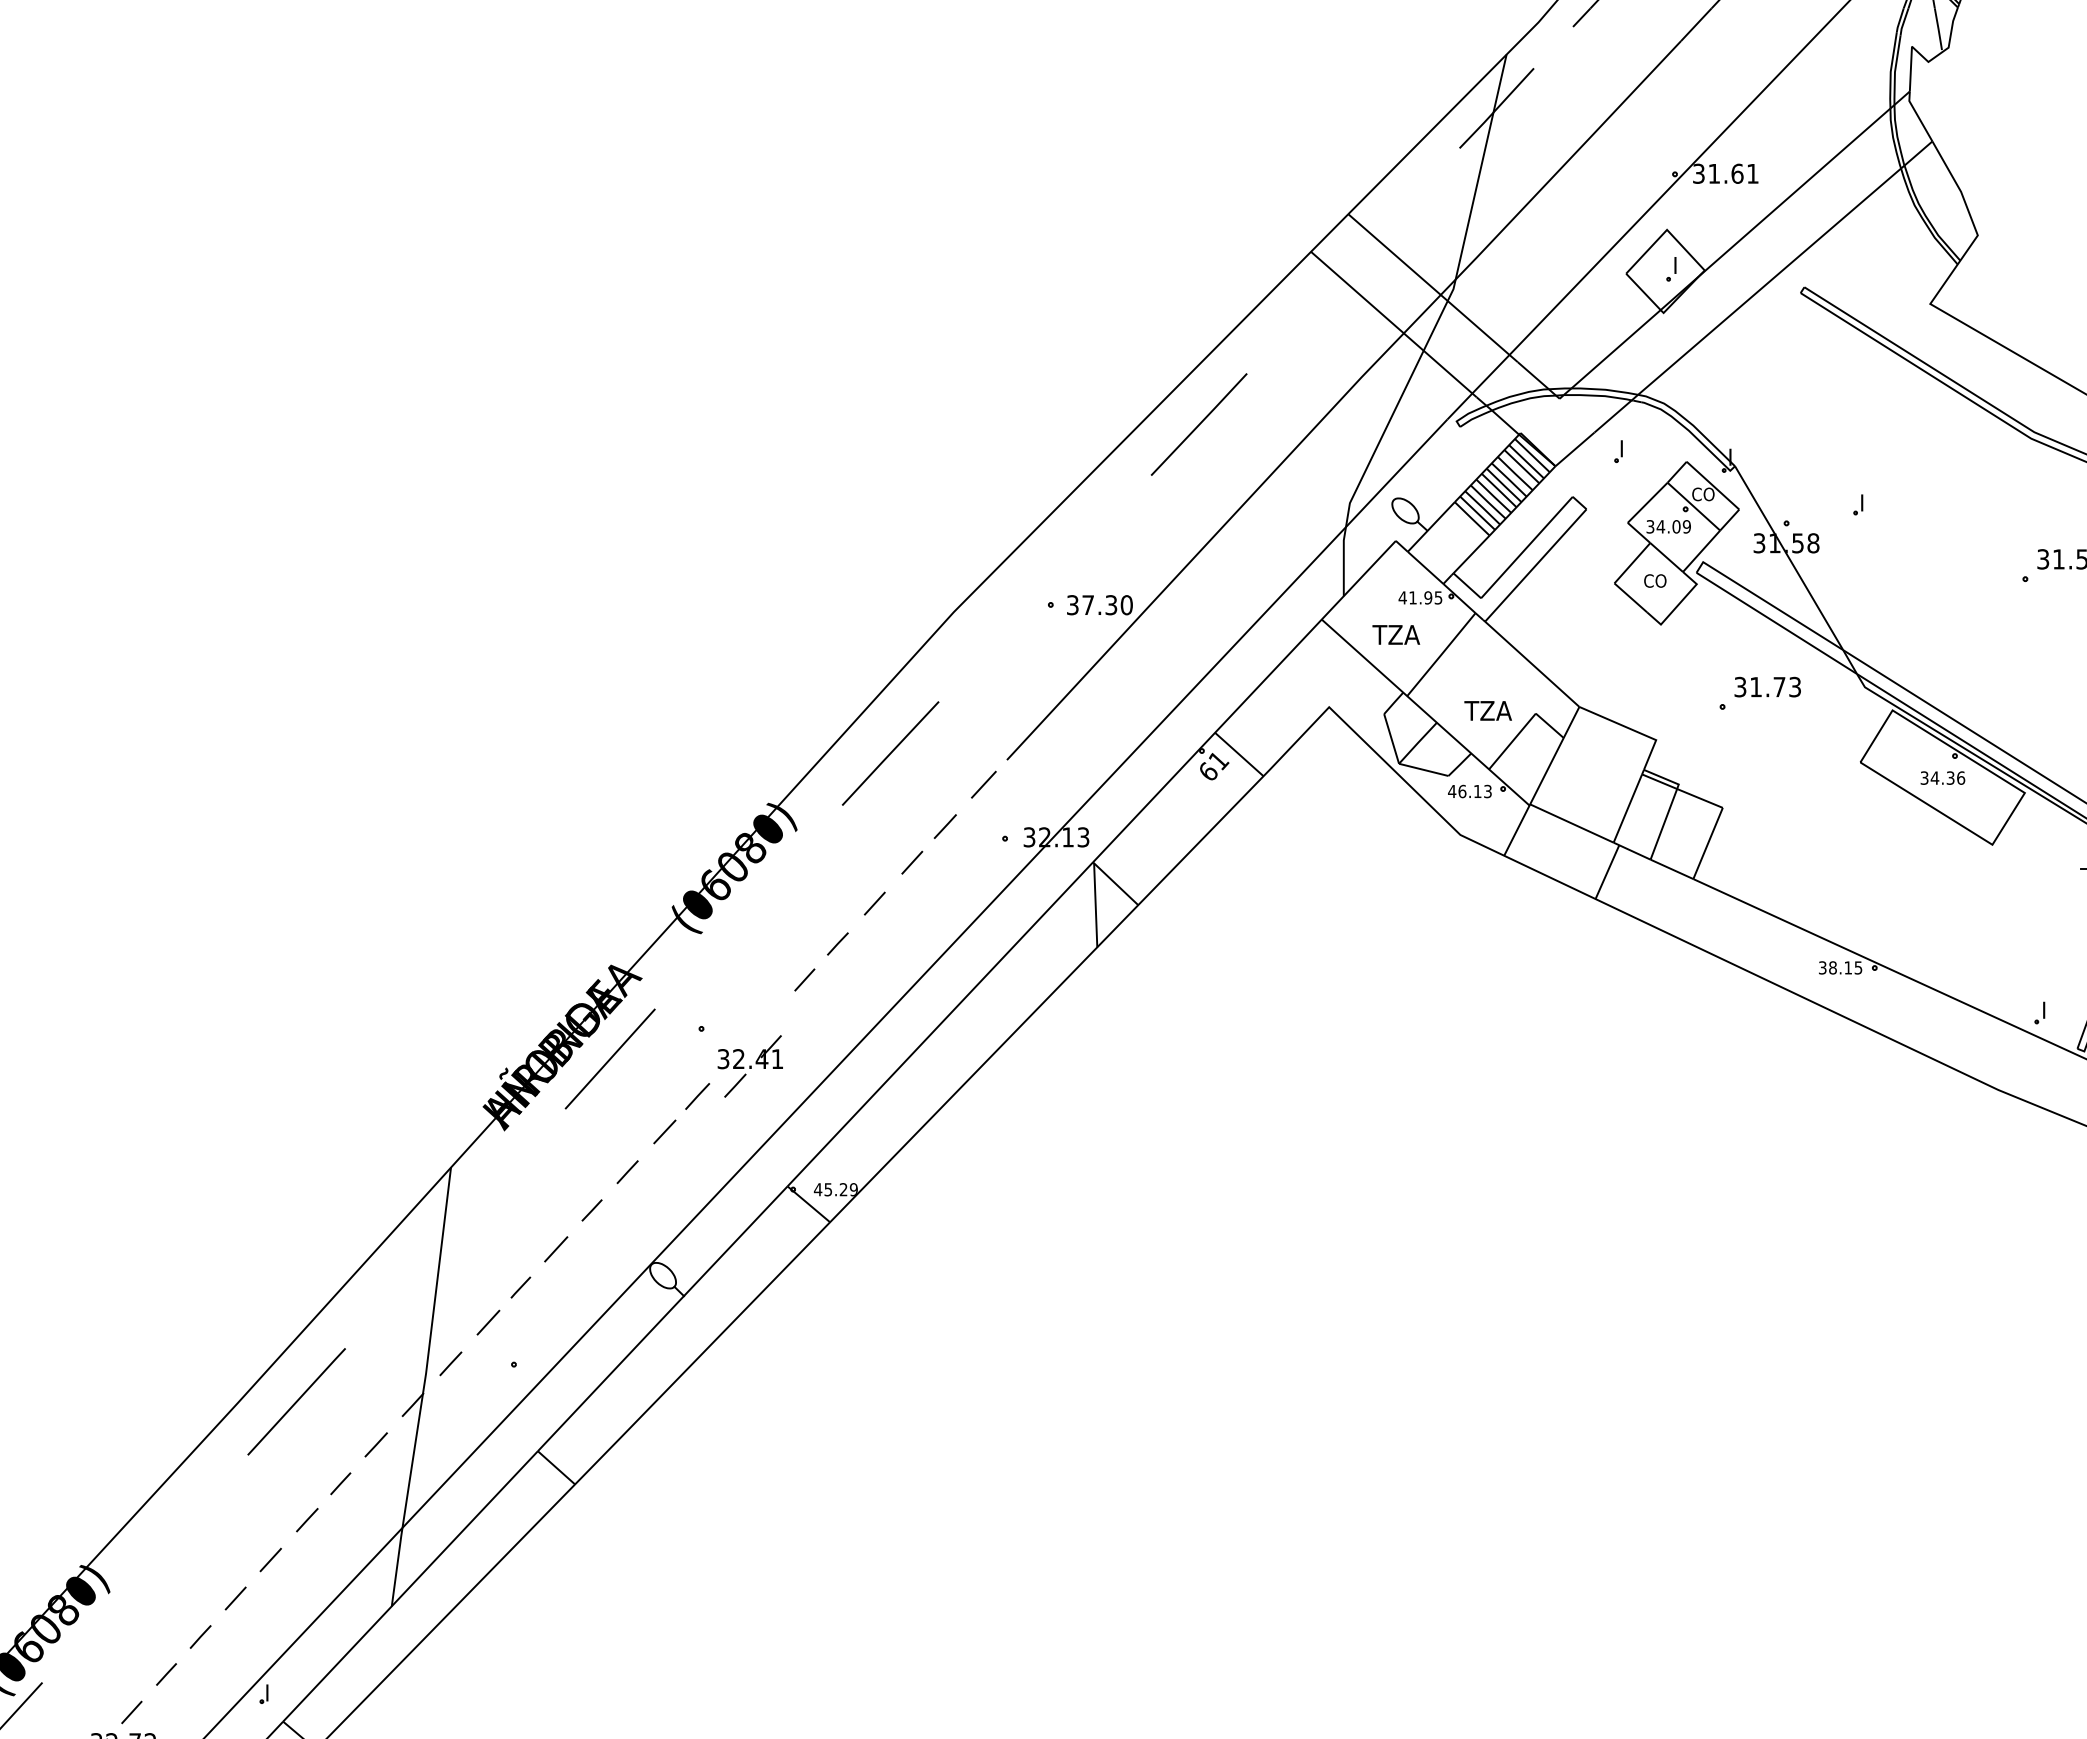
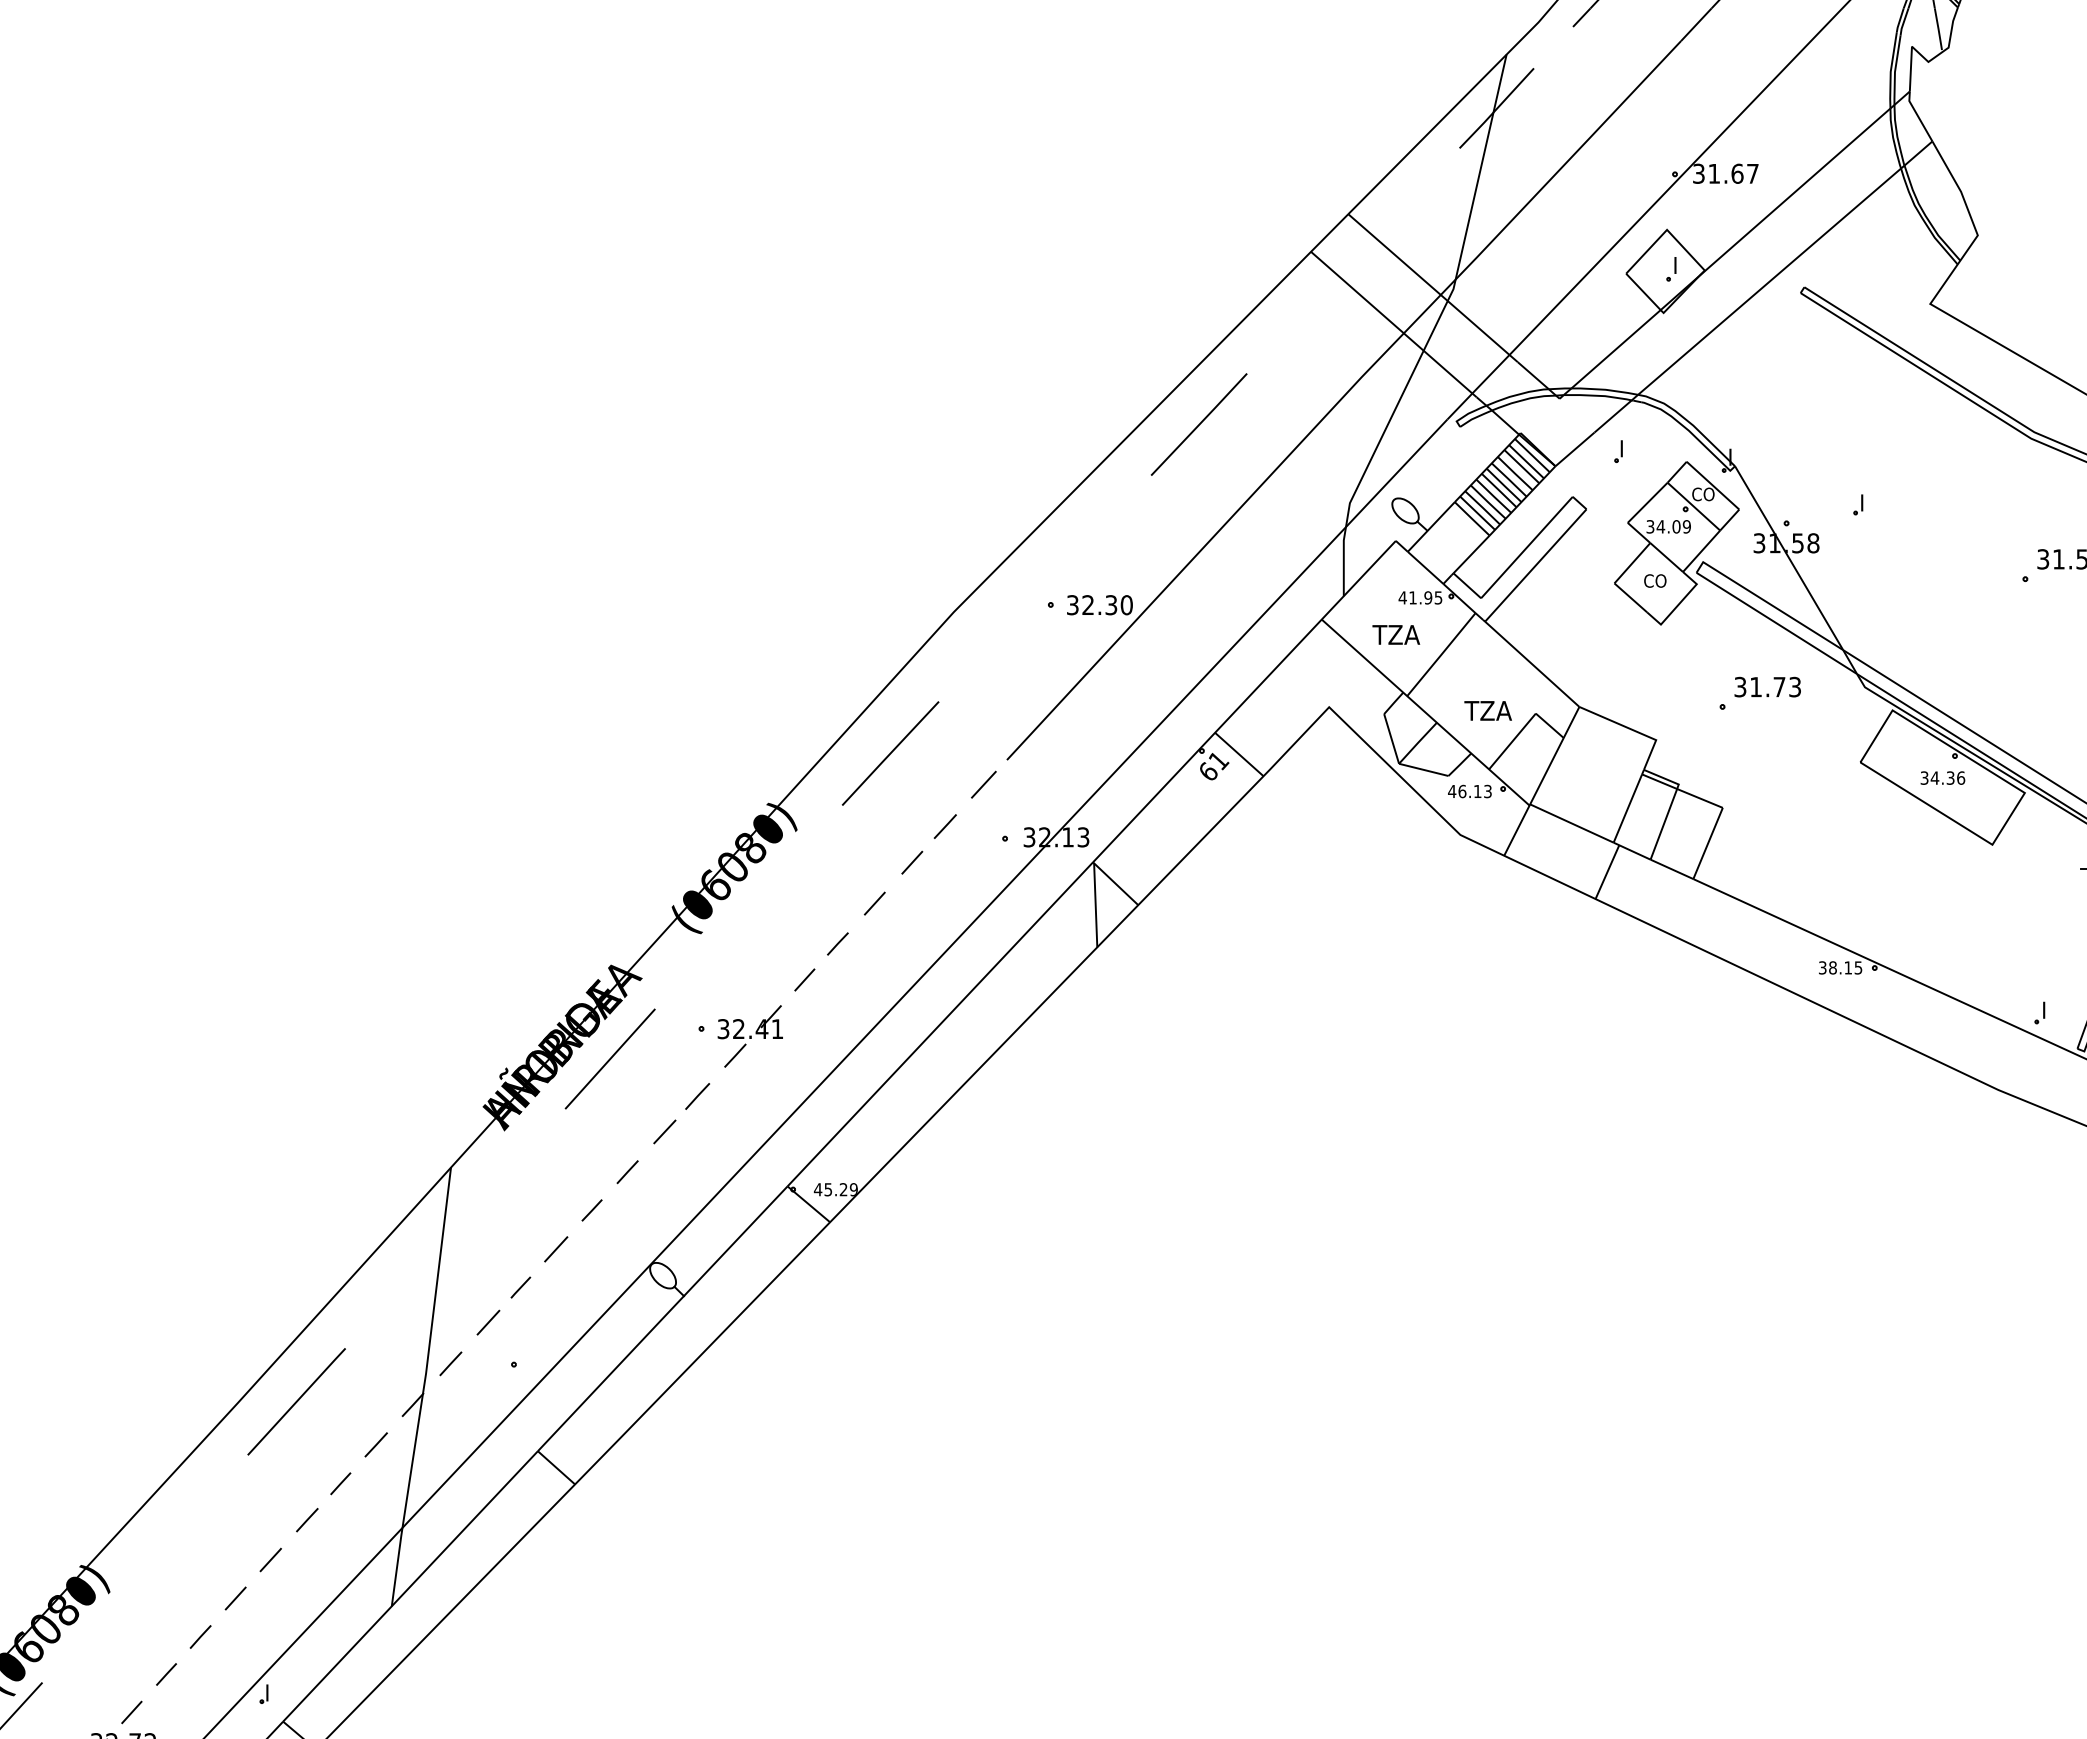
text: 31.61 -> 31.67 (1752, 173)
text: 37.30 -> 32.30 (1087, 604)
part position: (749, 1066) -> (749, 1036) (749, 1036)
